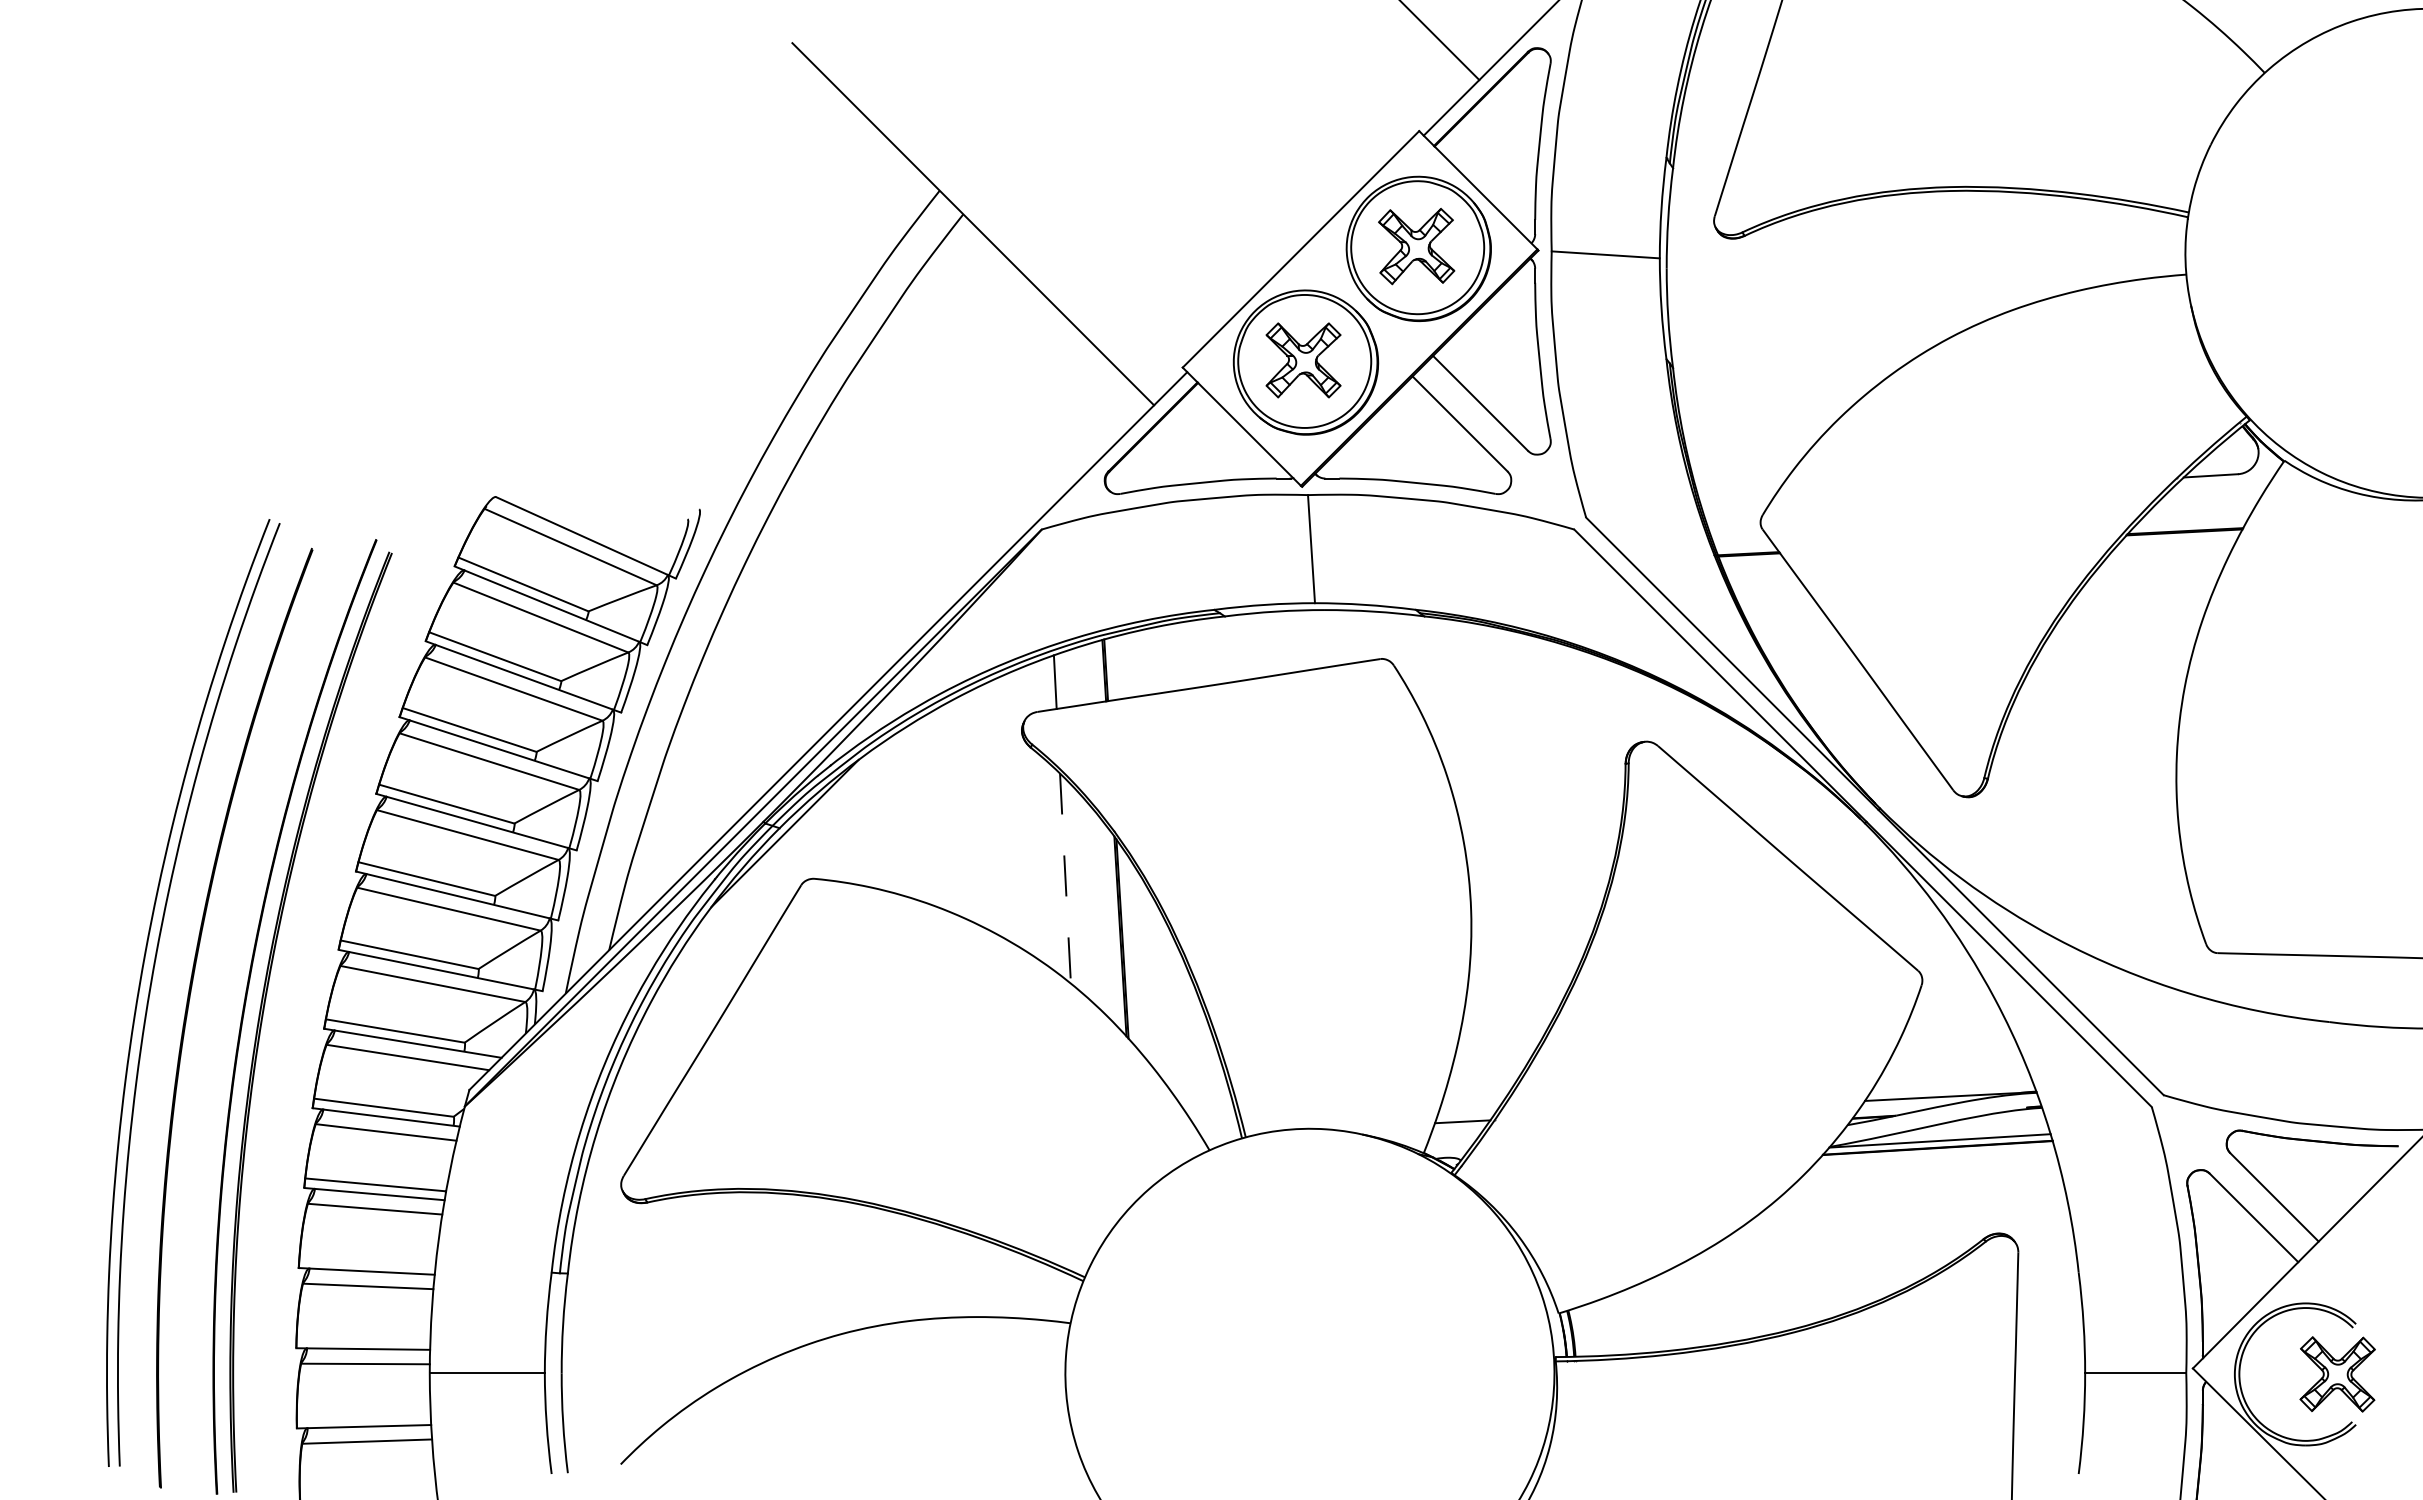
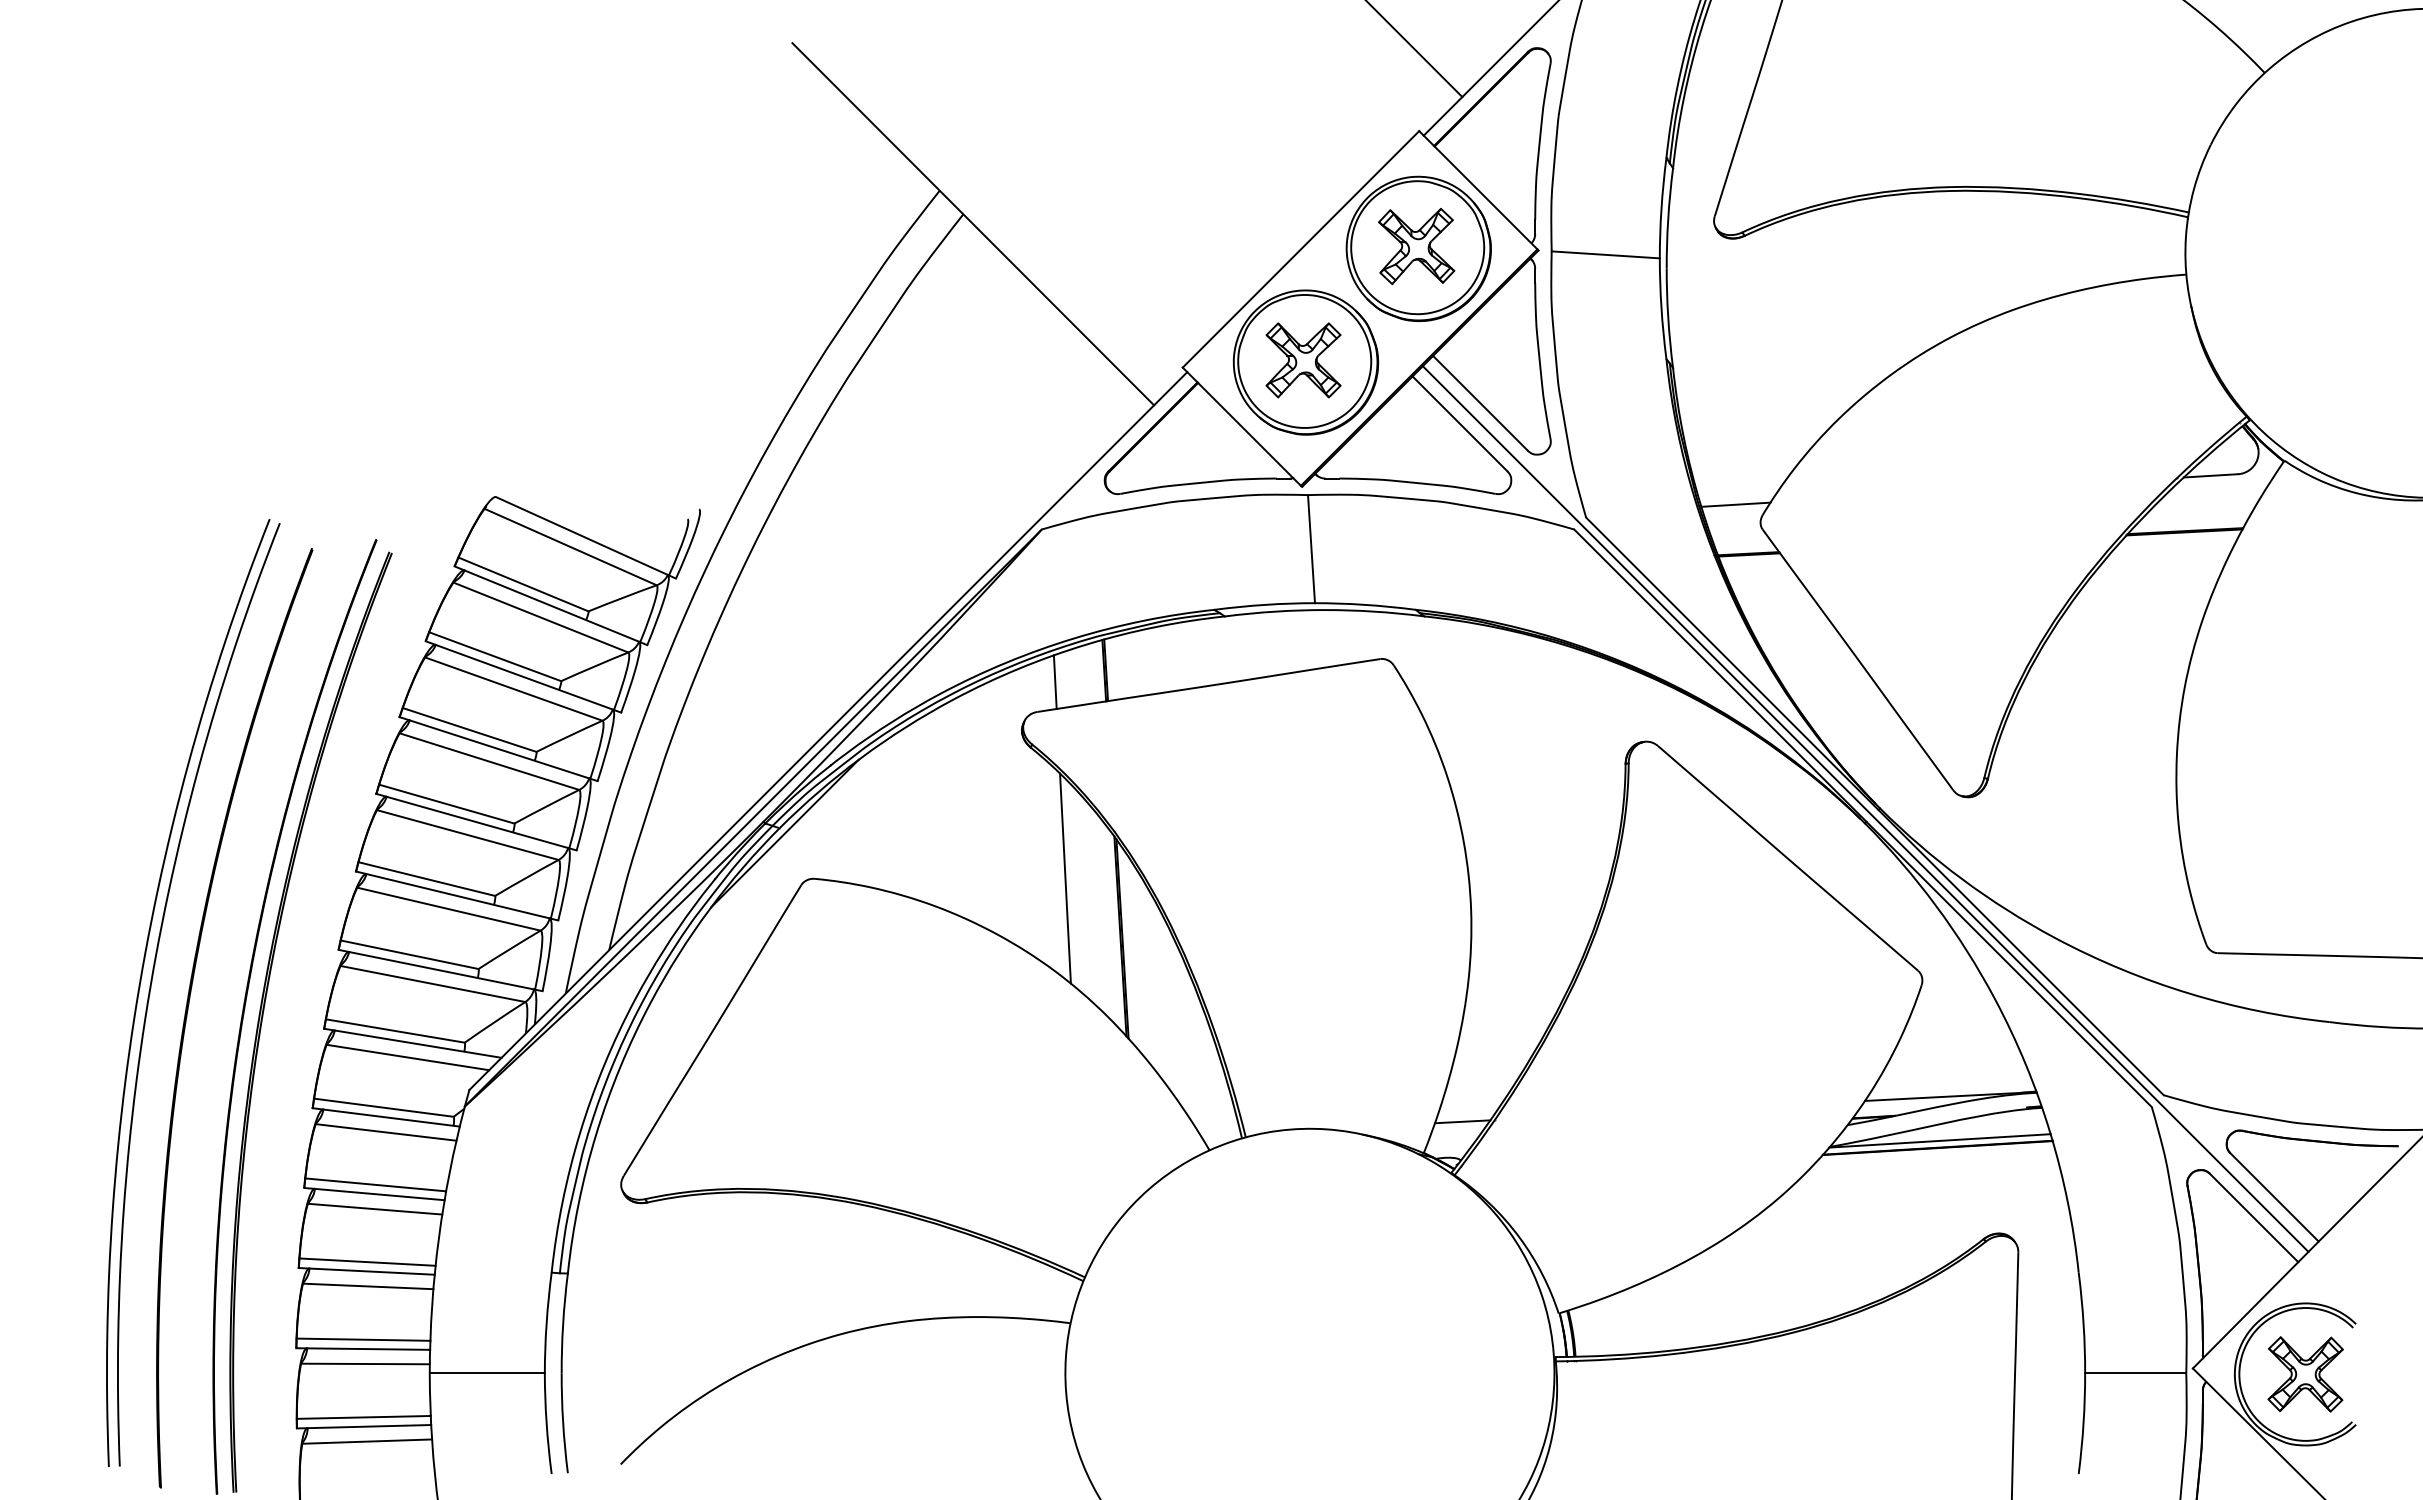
line position: (1440, 41) -> (1414, 49) (1414, 49)
line: none -> present (1735, 504)
line: none -> present (1865, 808)
line: dashed -> solid (1065, 879)
line: none -> present (367, 1261)
line: none -> present (363, 1339)
part position: (2337, 1374) -> (2305, 1374) (2305, 1374)
line: none -> present (363, 1416)
